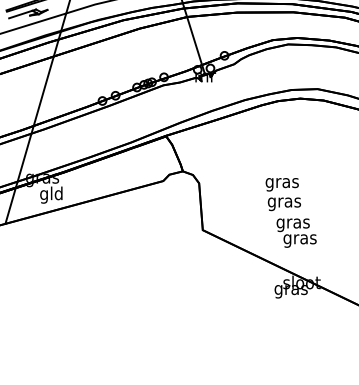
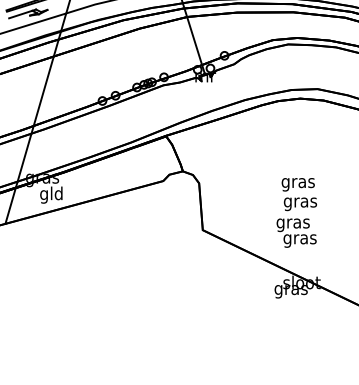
text position: (282, 194) -> (298, 194) (298, 194)
